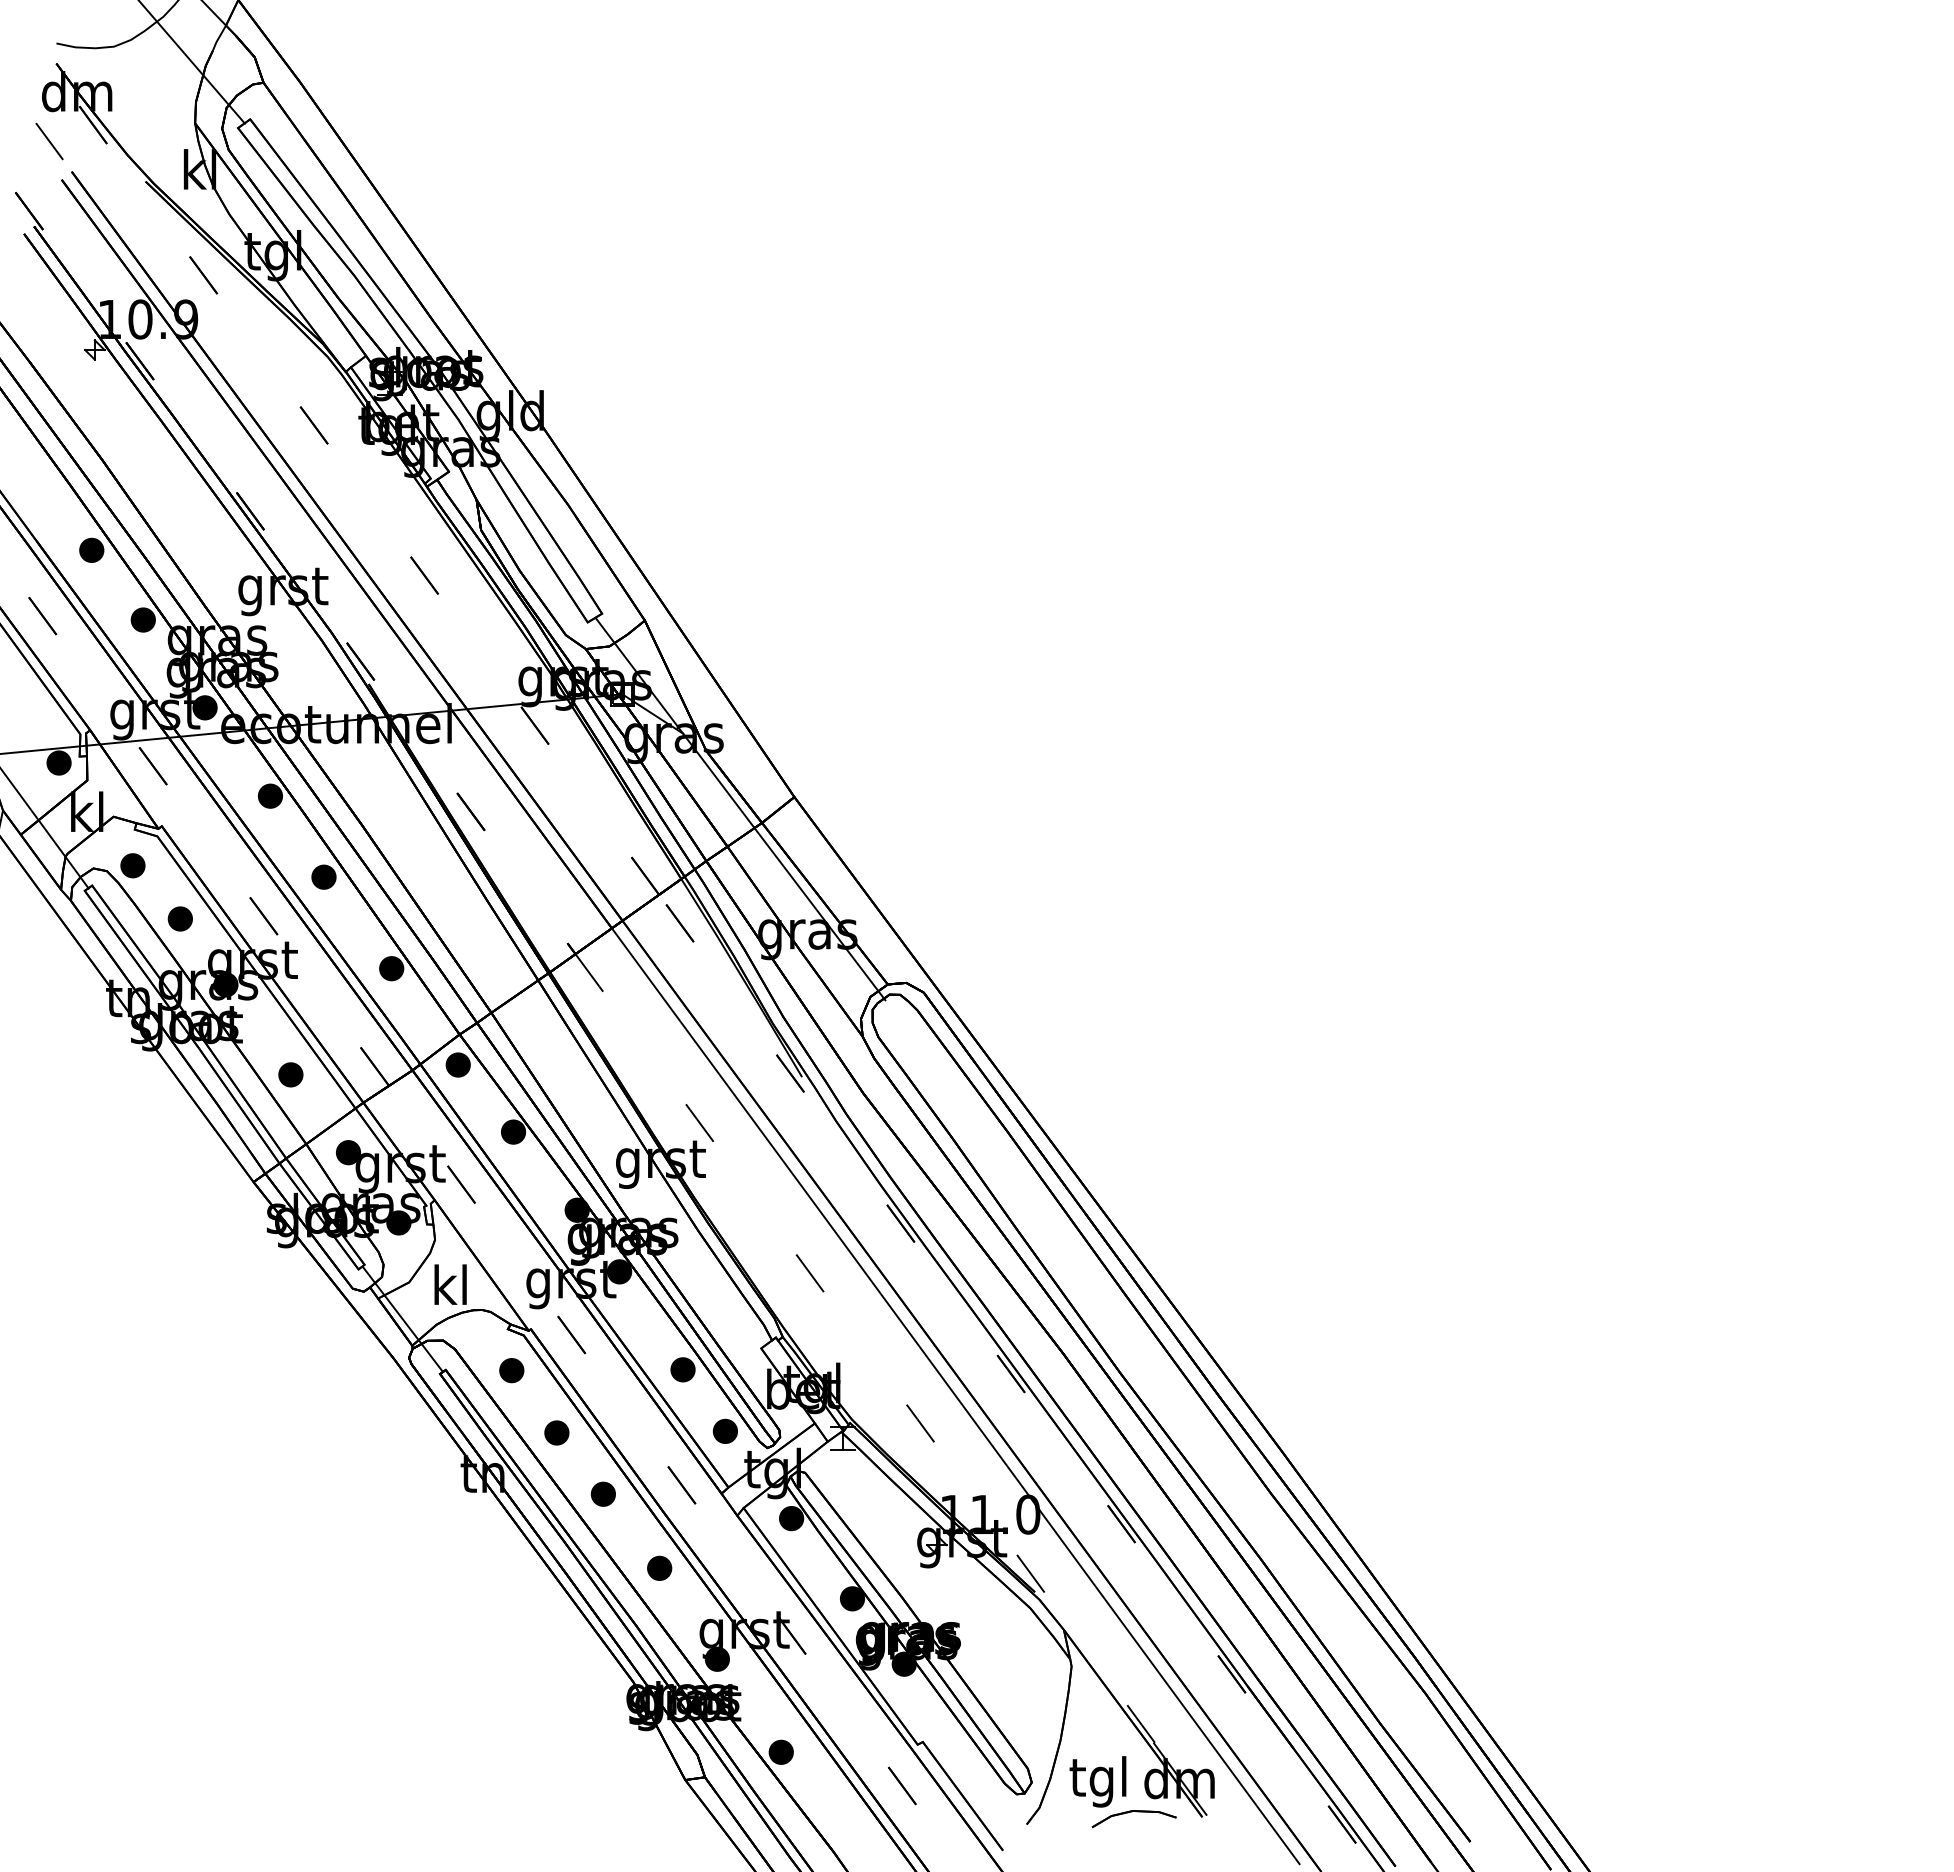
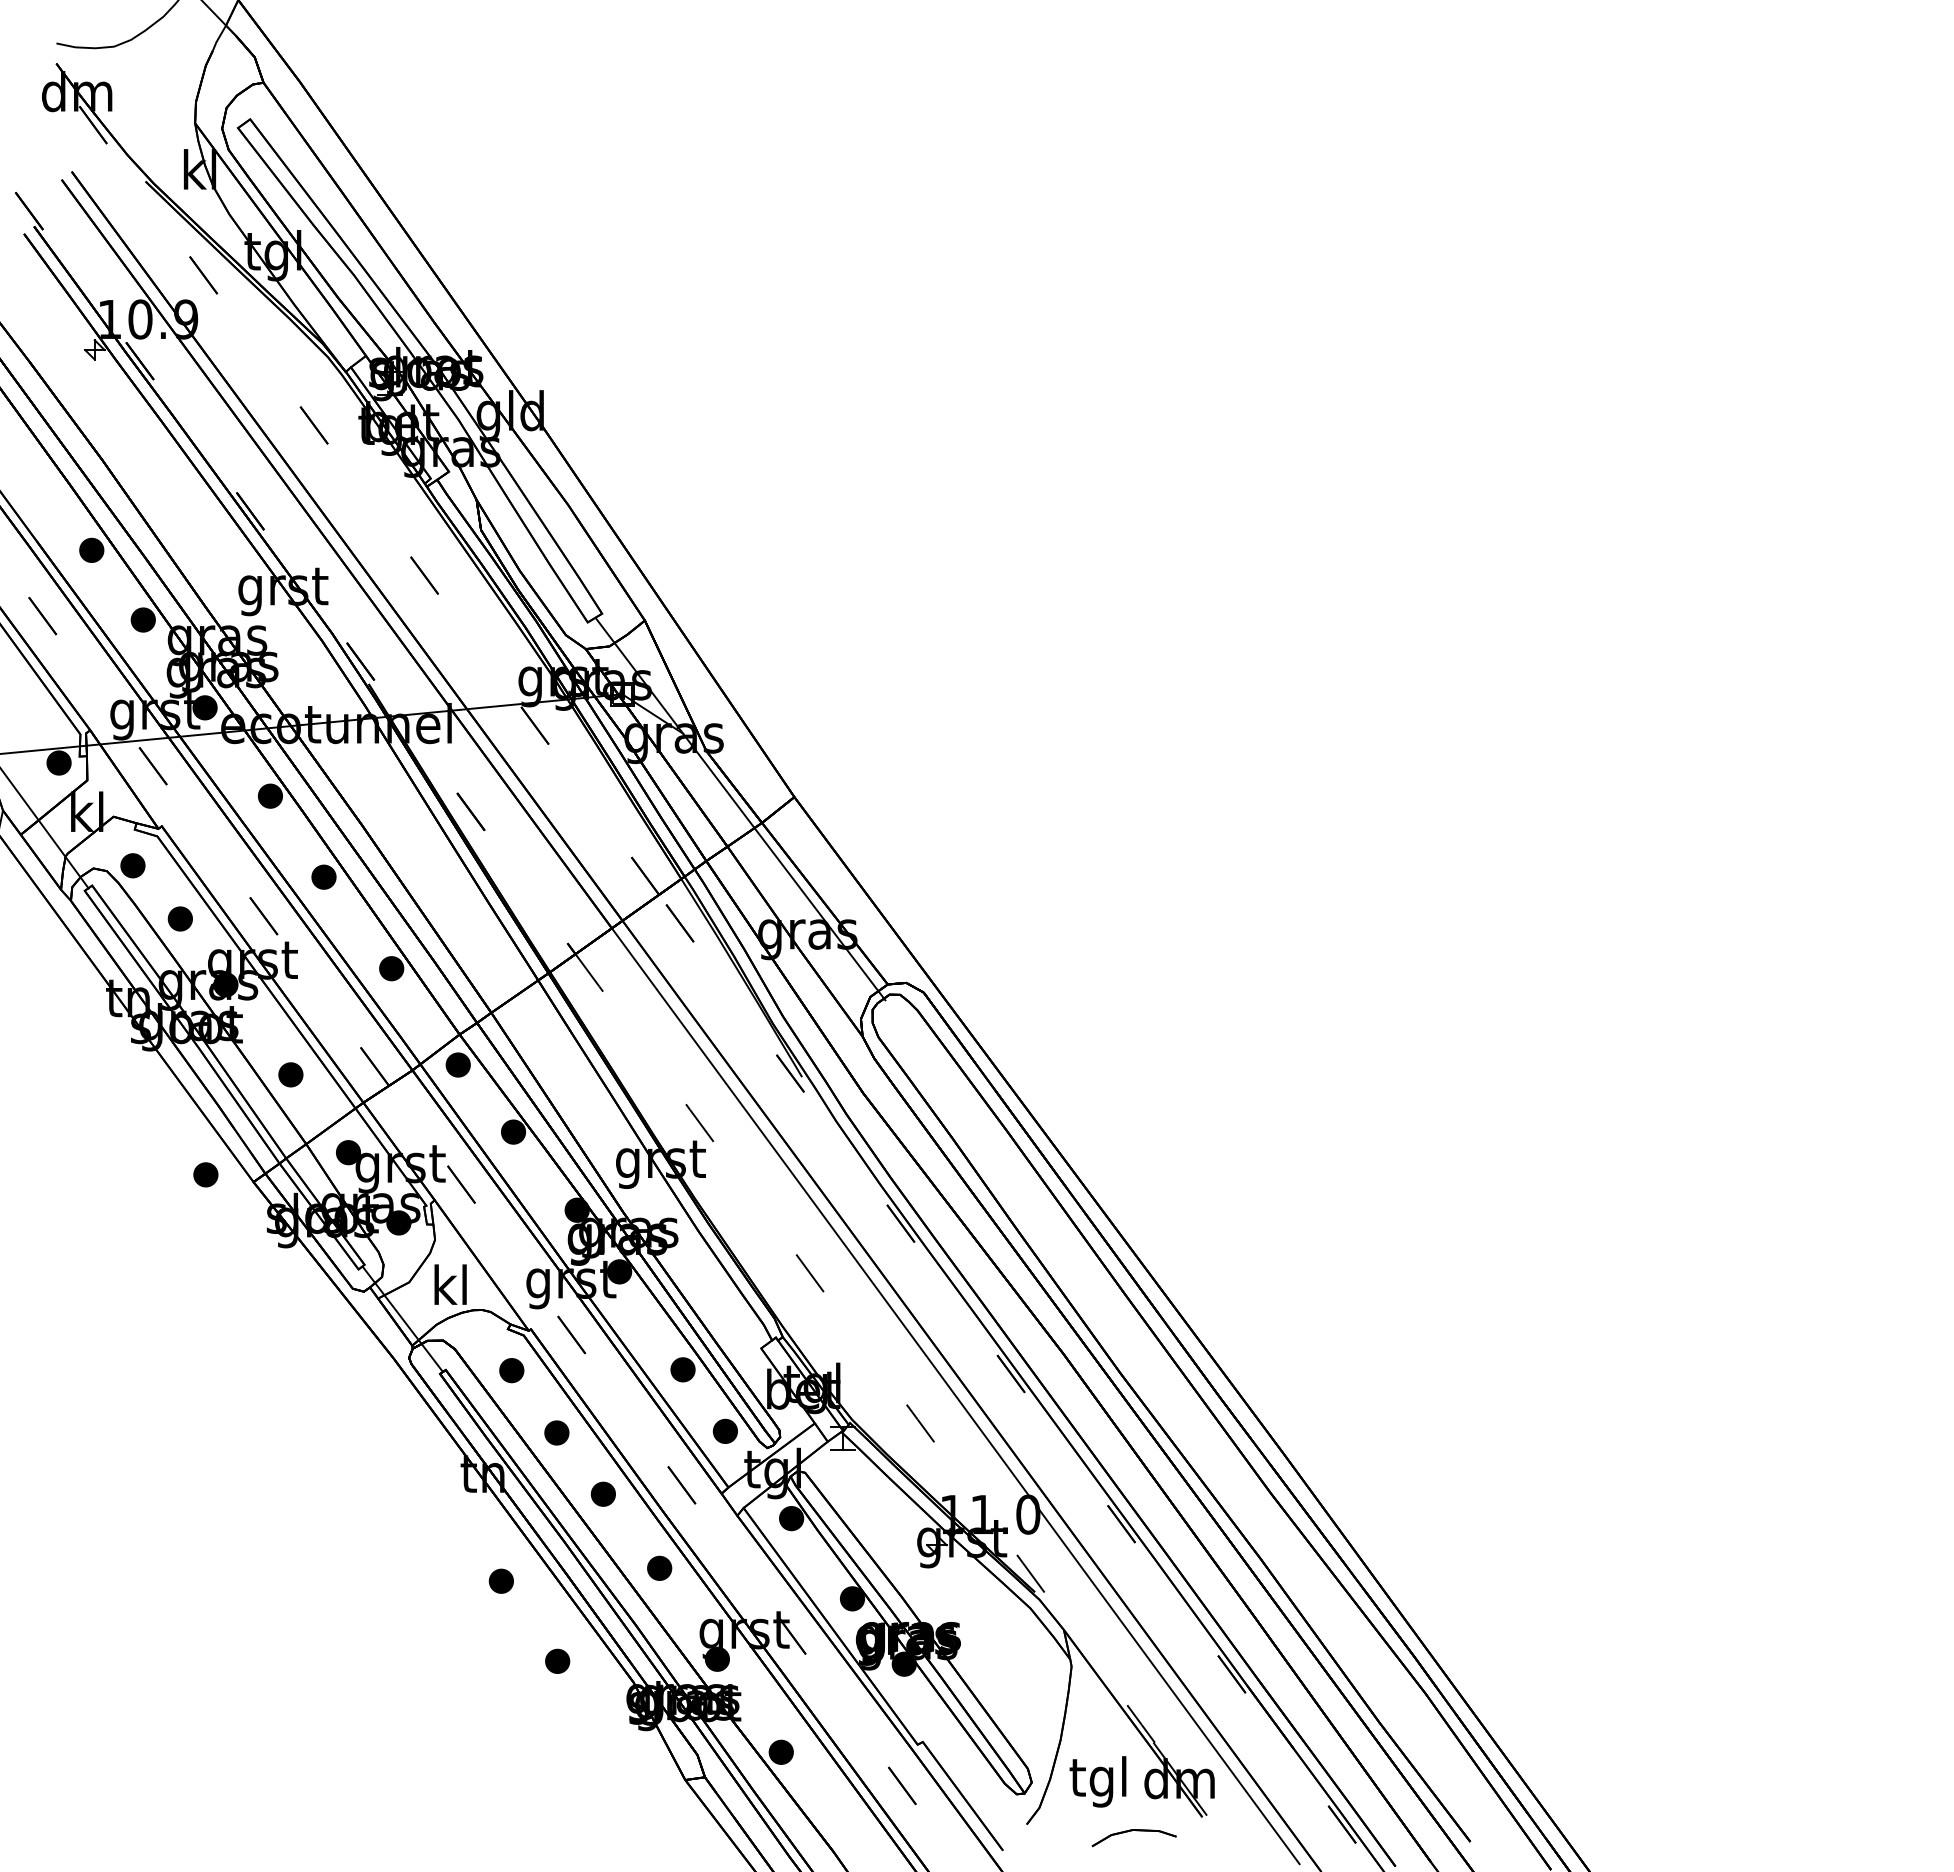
line: present -> none (192, 62)
line: present -> none (49, 141)
part: none -> present (205, 1174)
part: none -> present (500, 1580)
part: none -> present (557, 1660)
part position: (1132, 1812) -> (1132, 1831) (1132, 1831)
